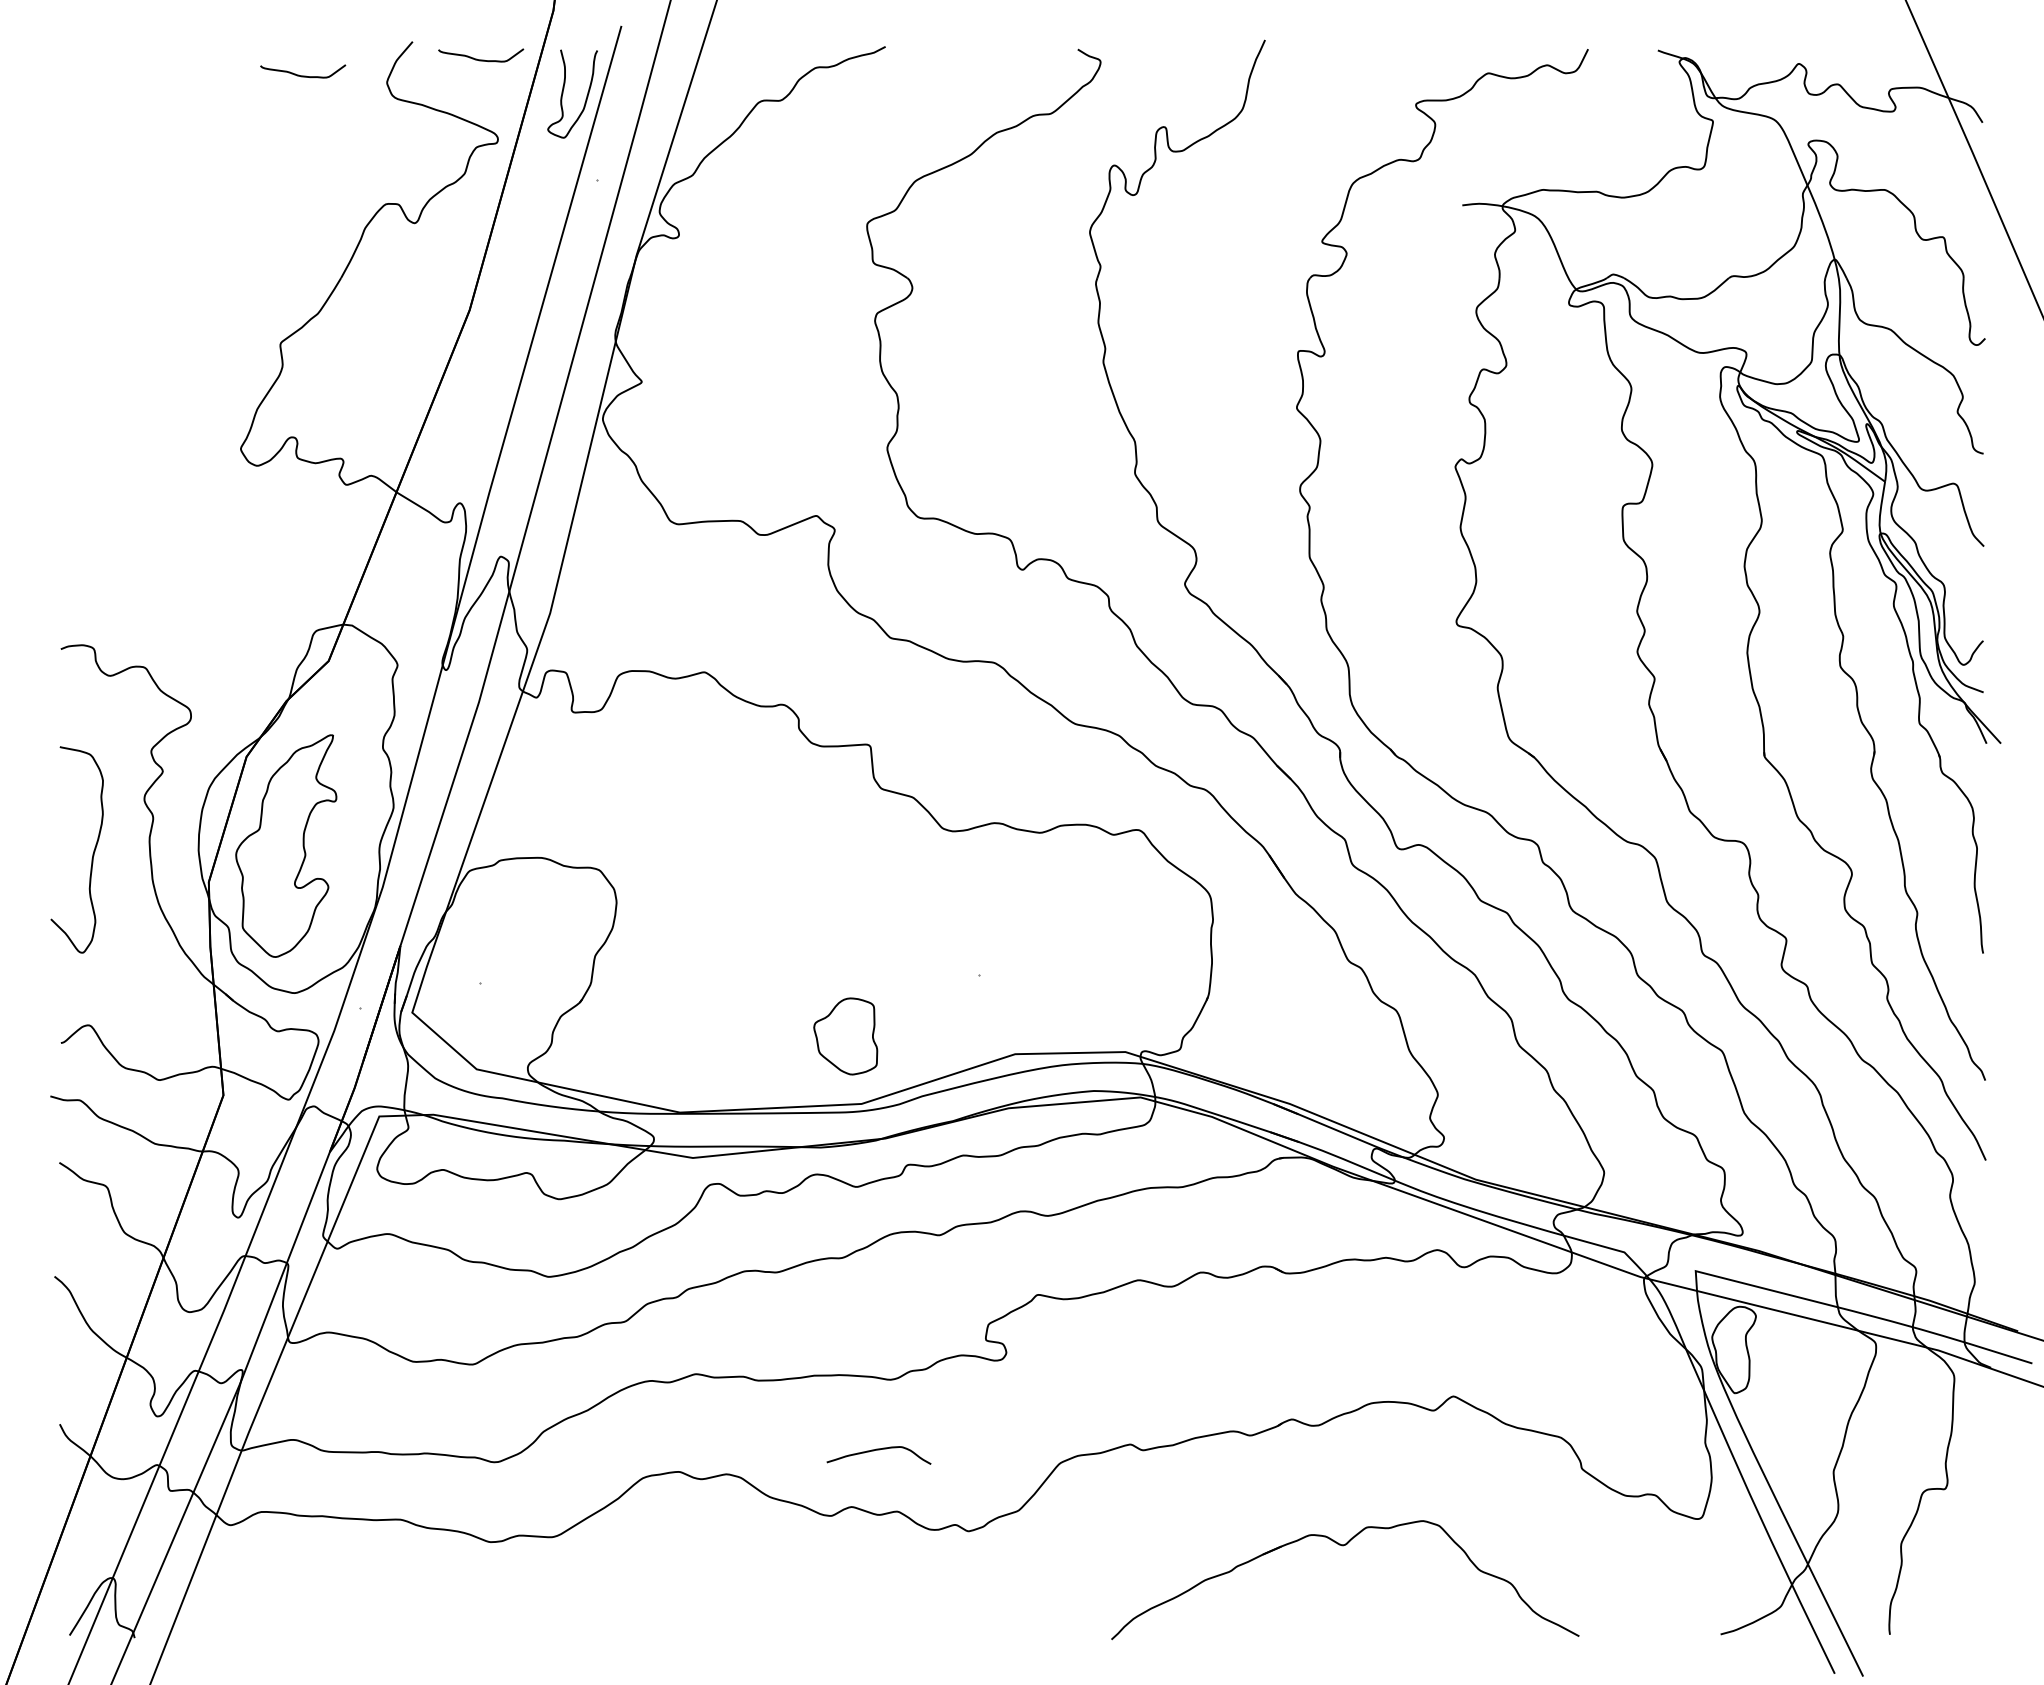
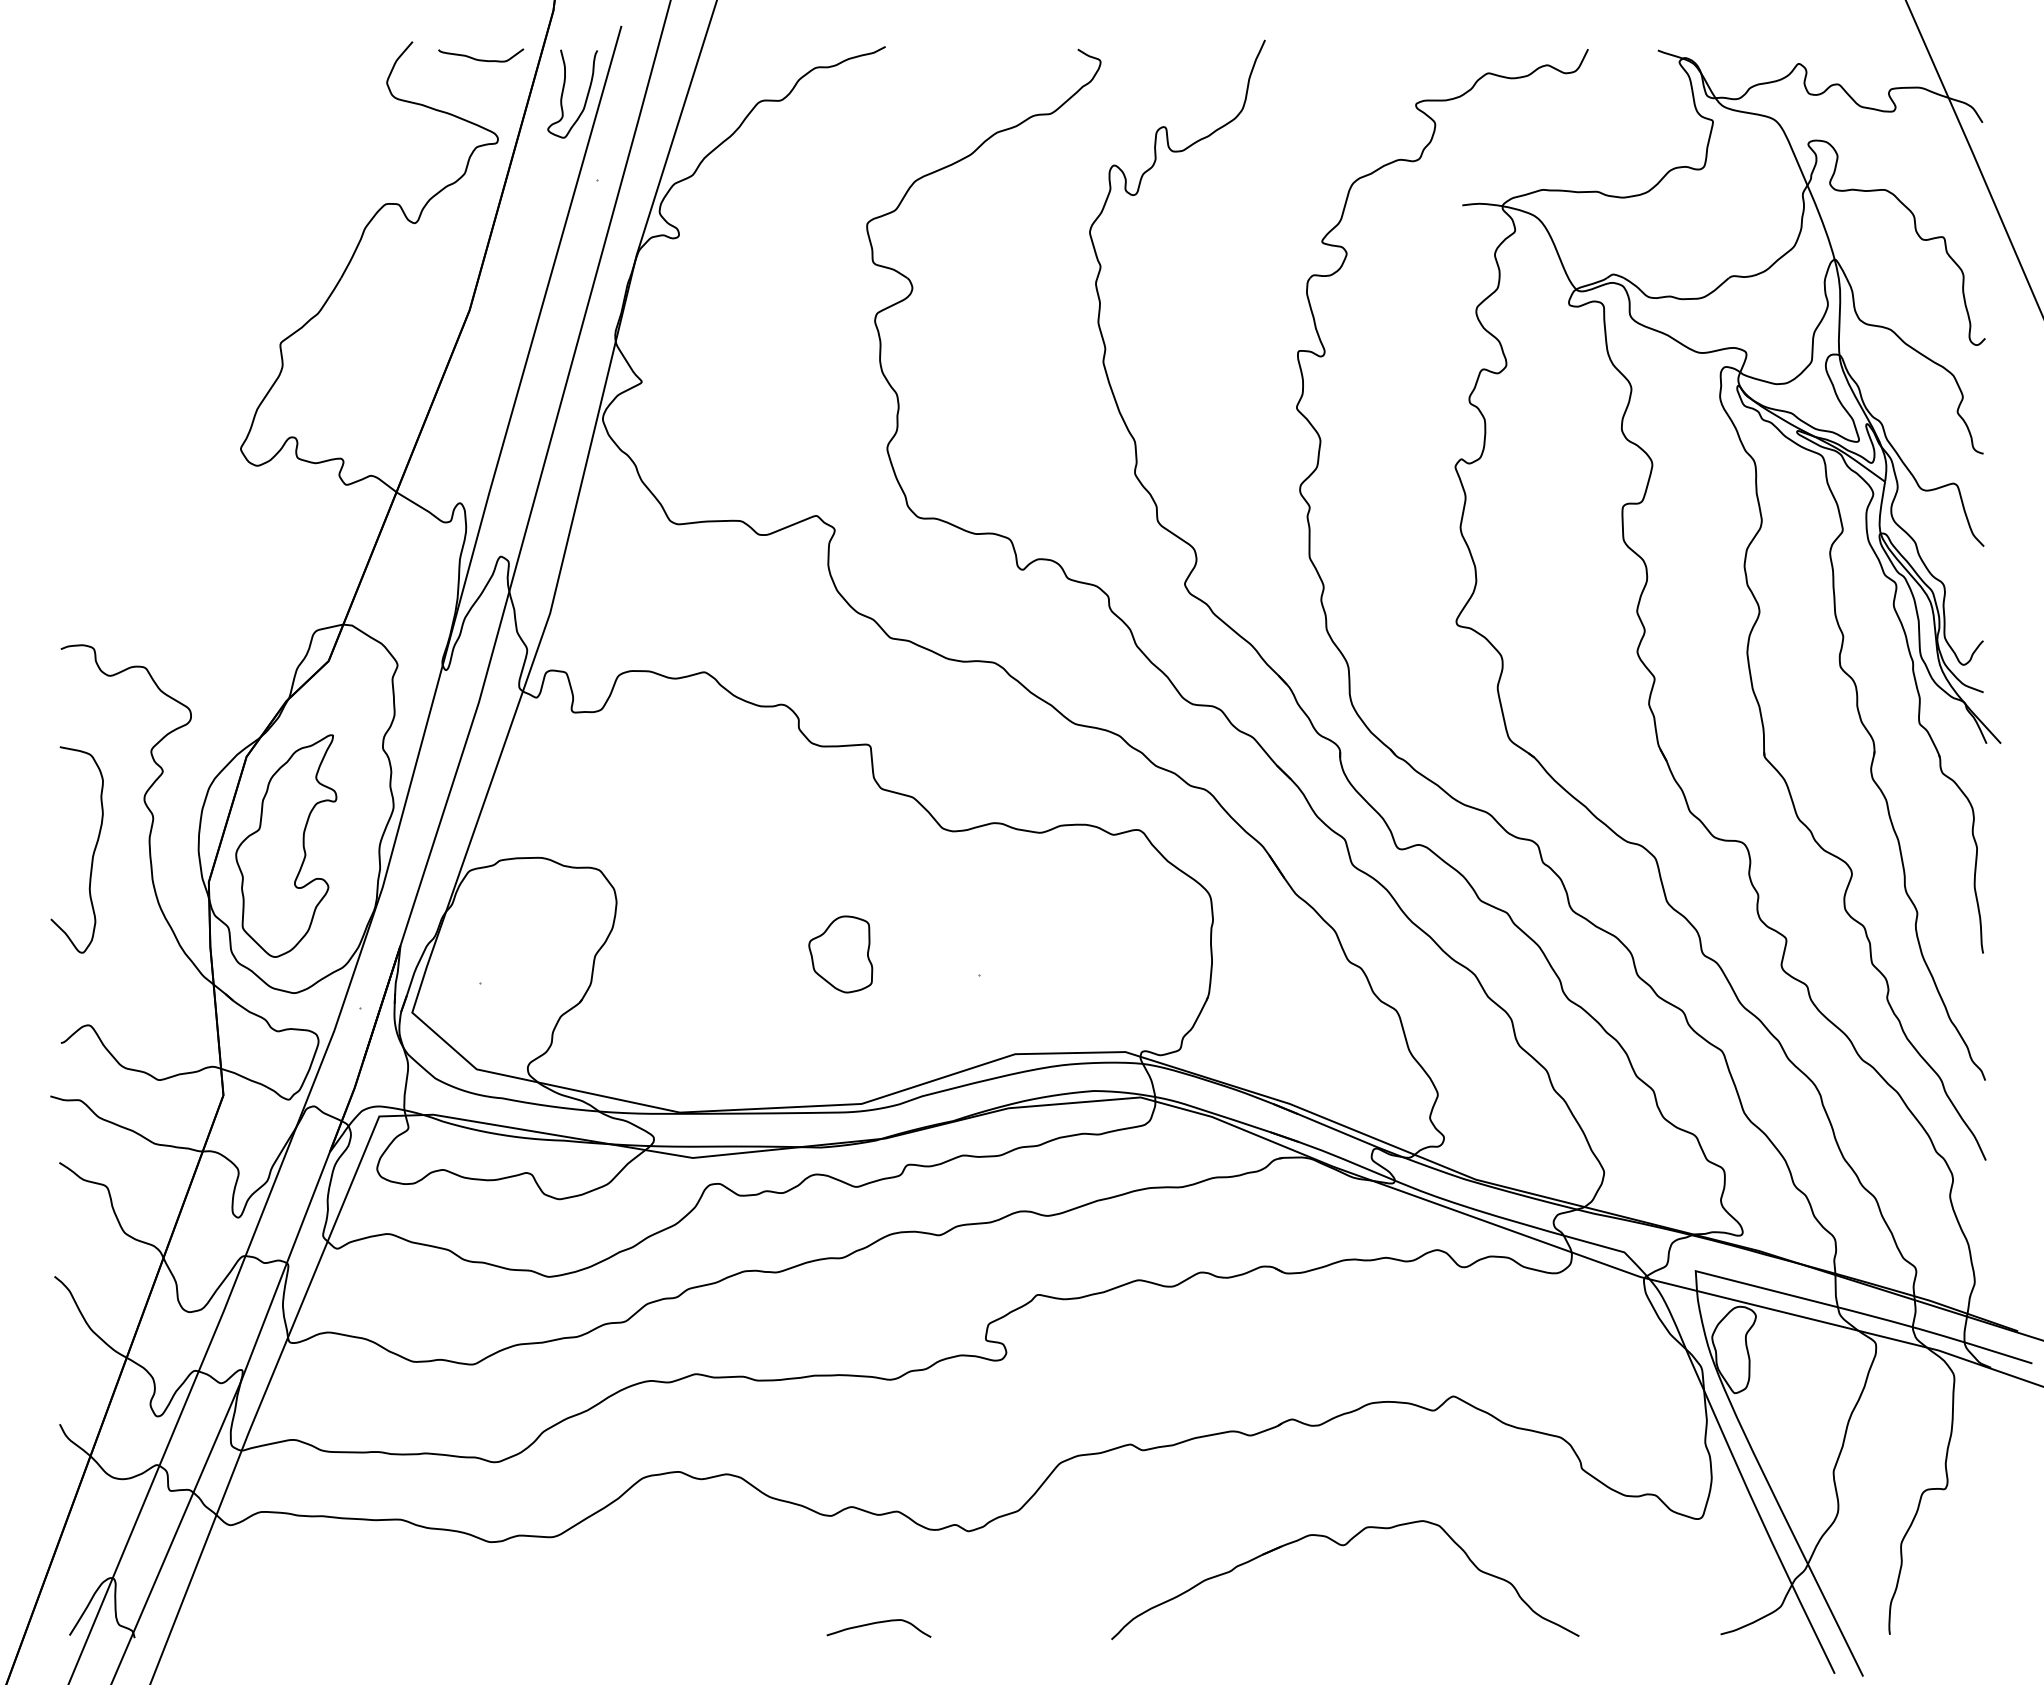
curve: present -> none (303, 75)
part position: (845, 1036) -> (840, 954) (840, 954)
curve position: (878, 1450) -> (878, 1623) (878, 1623)
